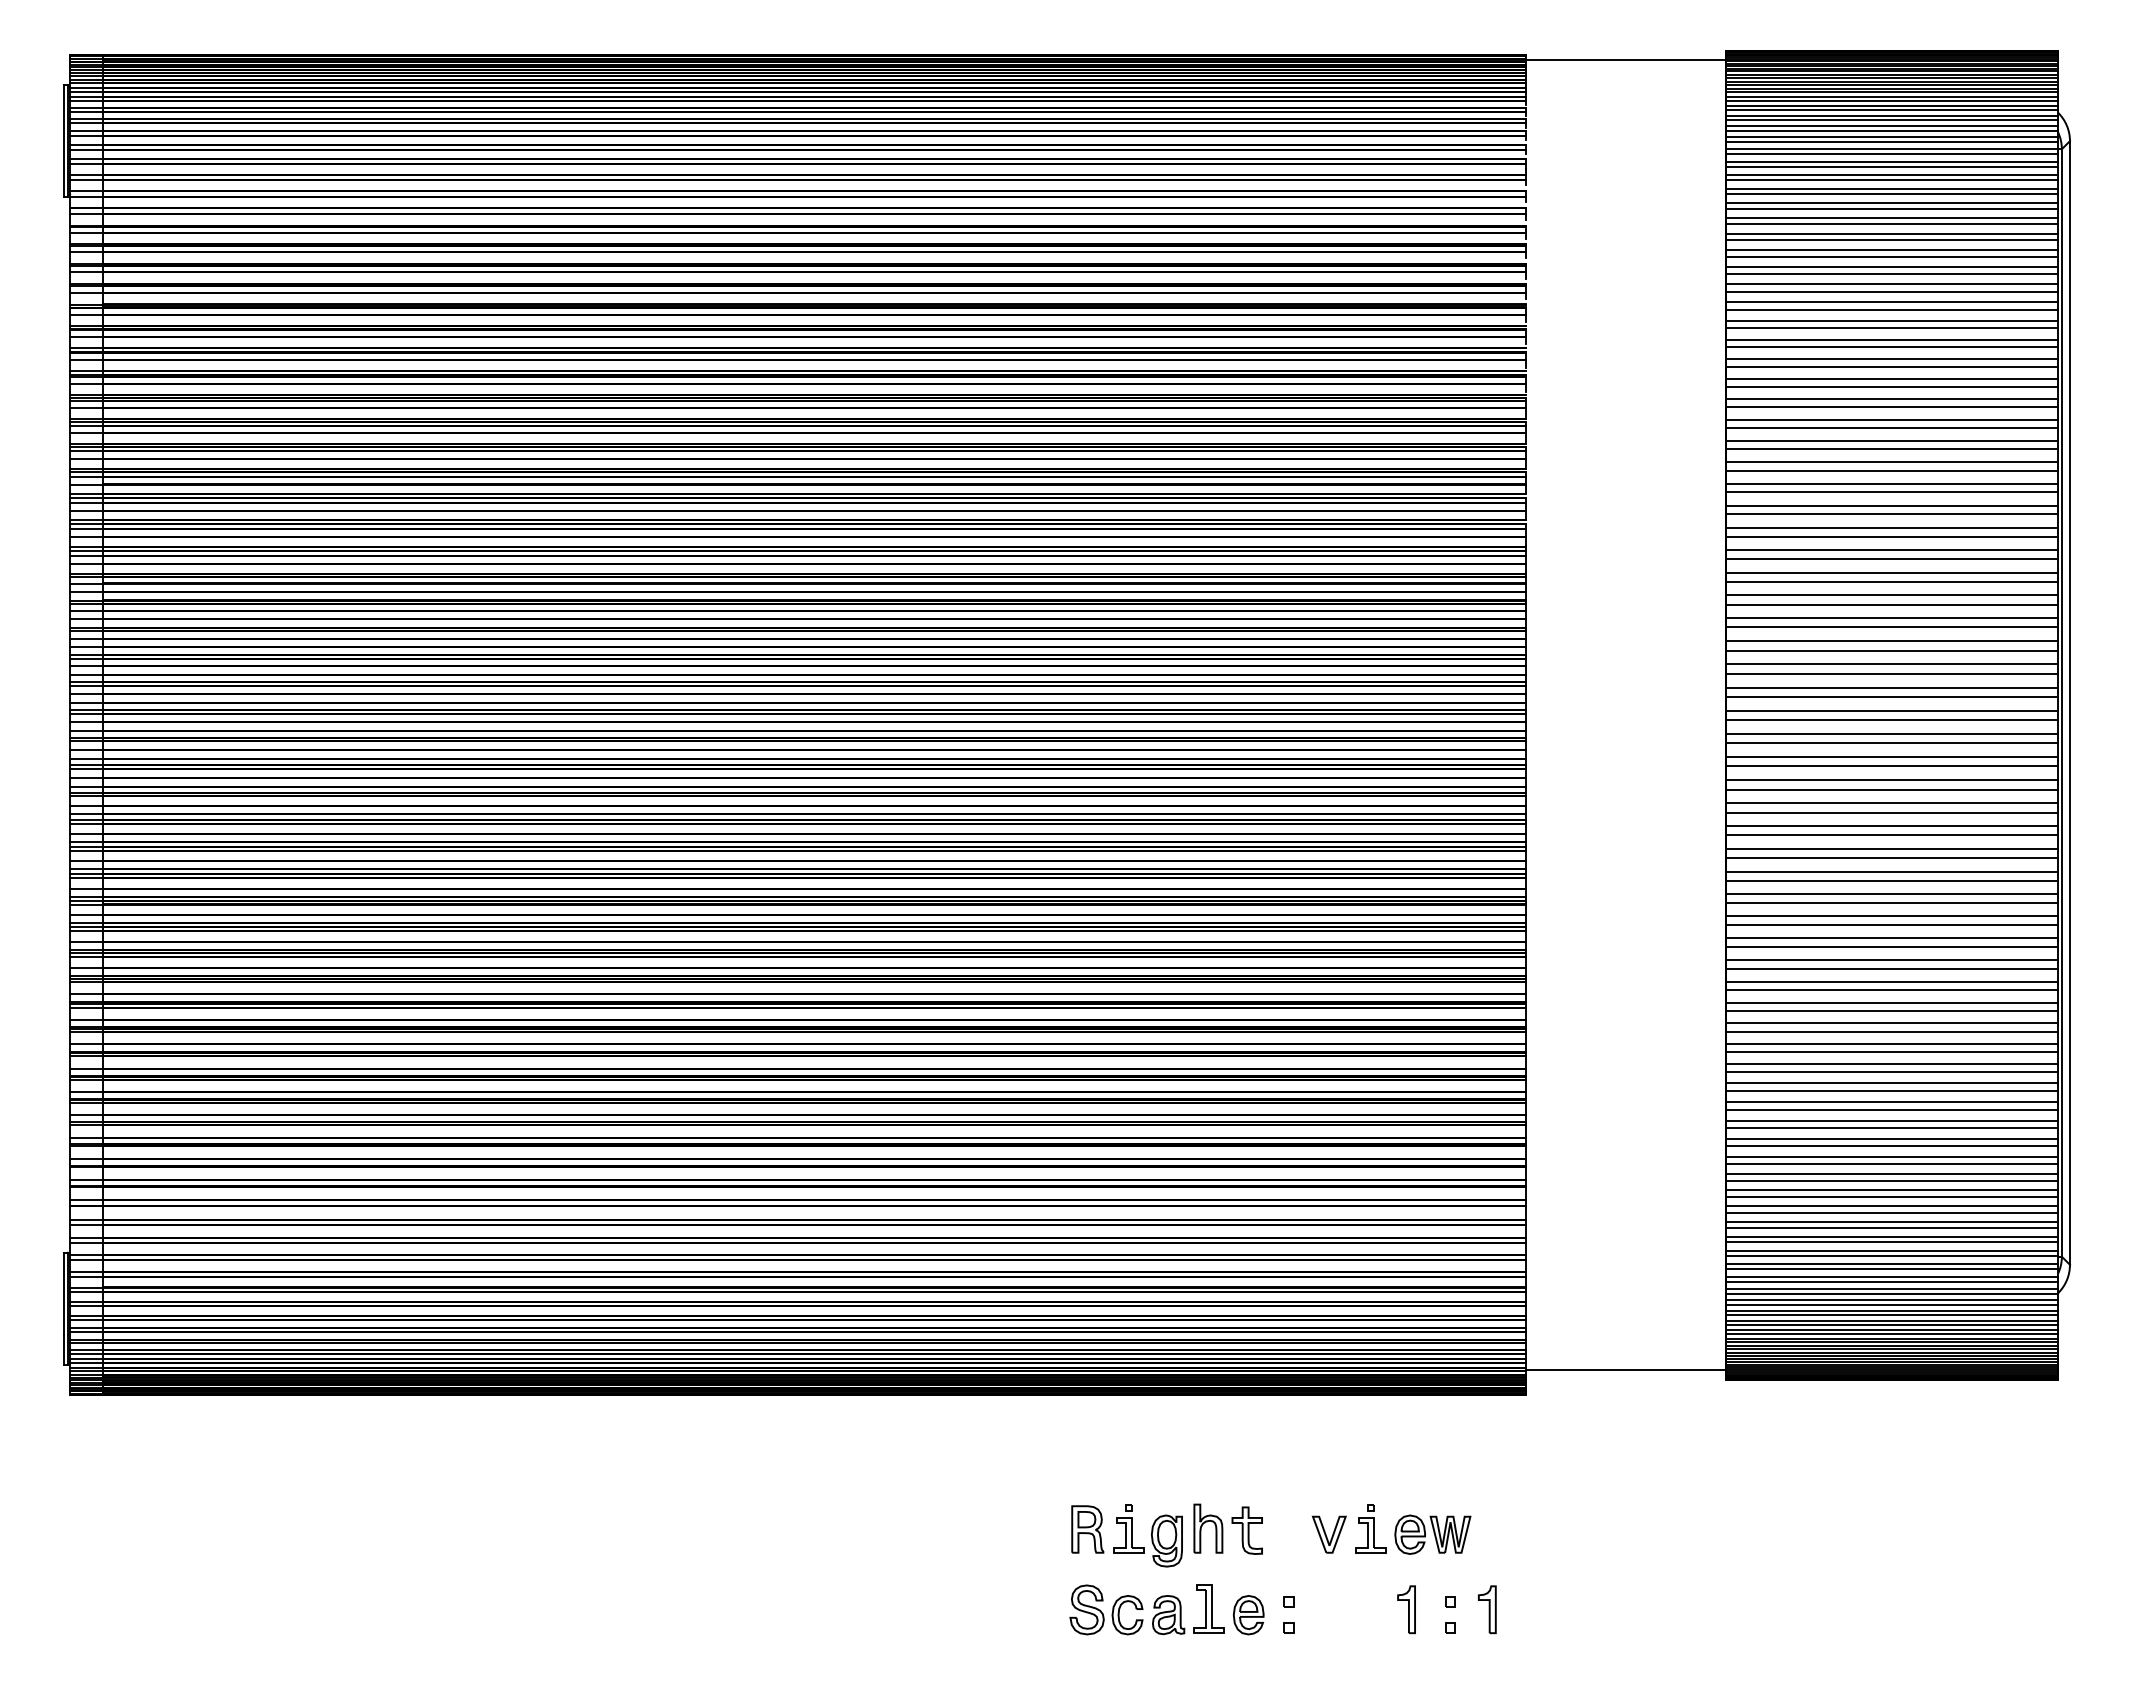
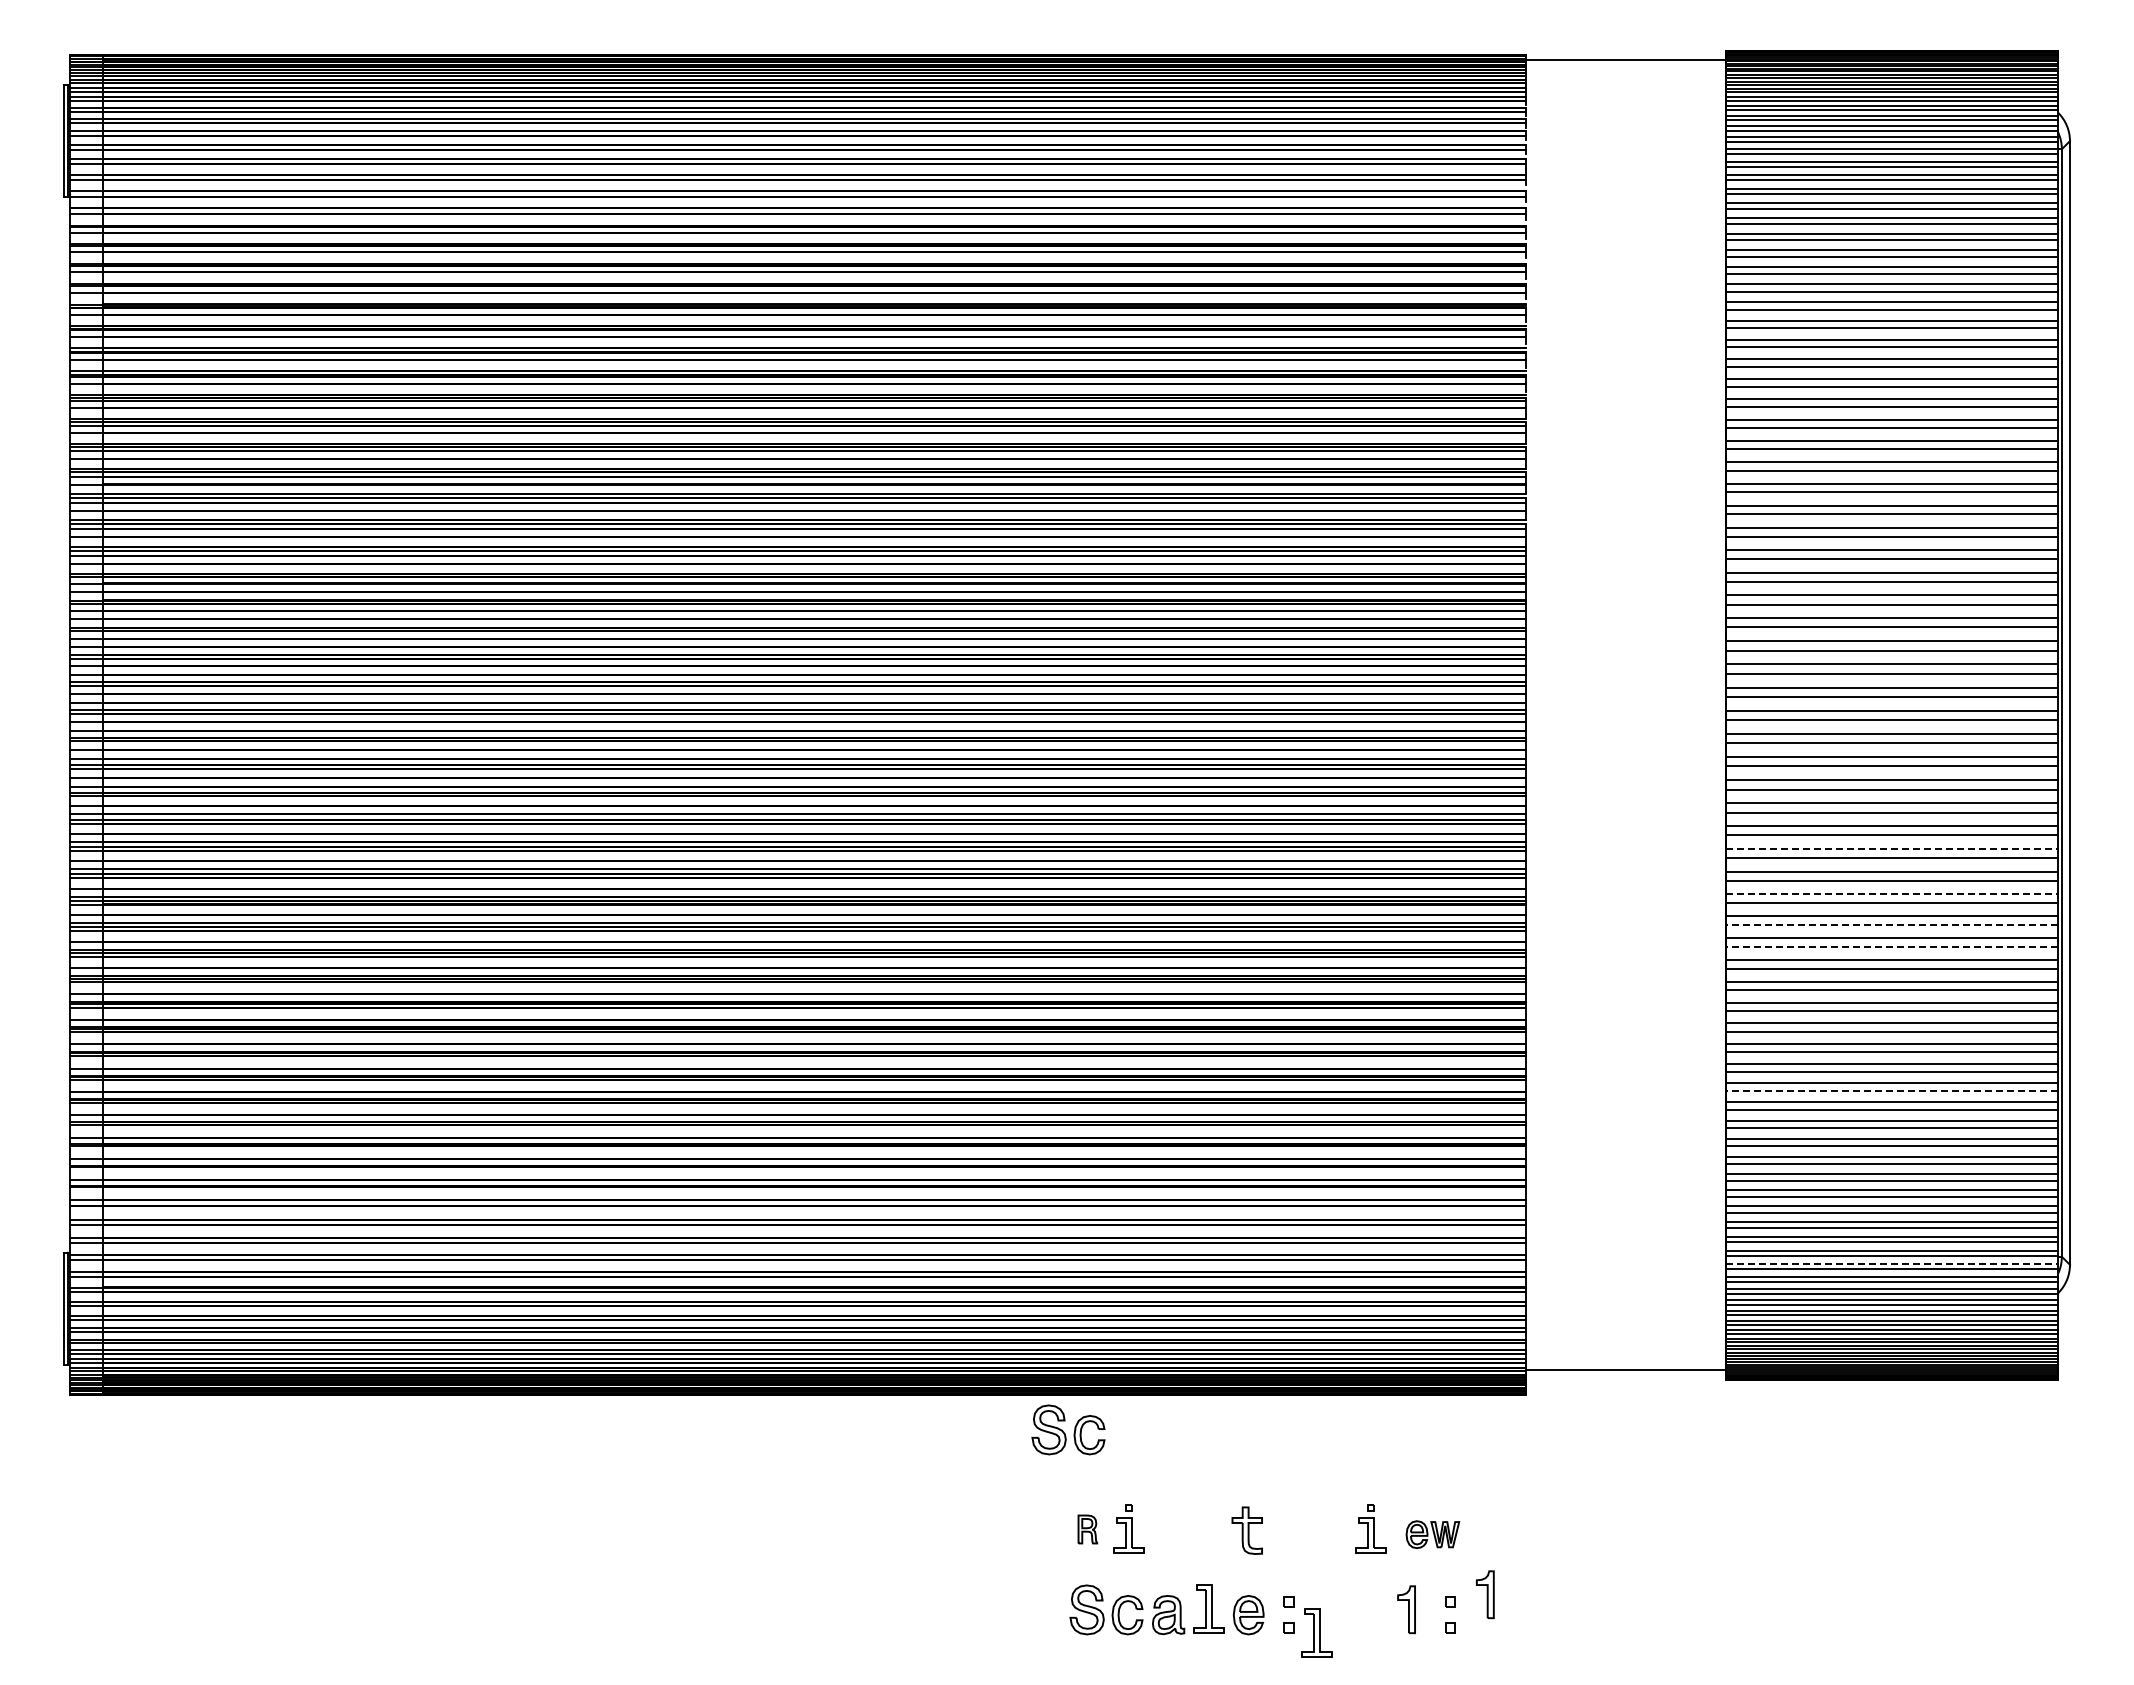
line: solid -> dashed (1892, 849)
line: solid -> dashed (1892, 894)
line: solid -> dashed (1891, 925)
line: solid -> dashed (1891, 947)
line: solid -> dashed (1891, 1091)
line: solid -> dashed (1892, 1264)
part: none -> present (1068, 1429)
part: present -> none (1207, 1522)
part size: 34x49 px -> 22x31 px (1087, 1529)
part: present -> none (1328, 1534)
part size: 78x41 px -> 56x29 px (1432, 1534)
part: present -> none (1166, 1540)
part position: (1487, 1609) -> (1485, 1594) (1485, 1594)
part: none -> present (1316, 1632)
